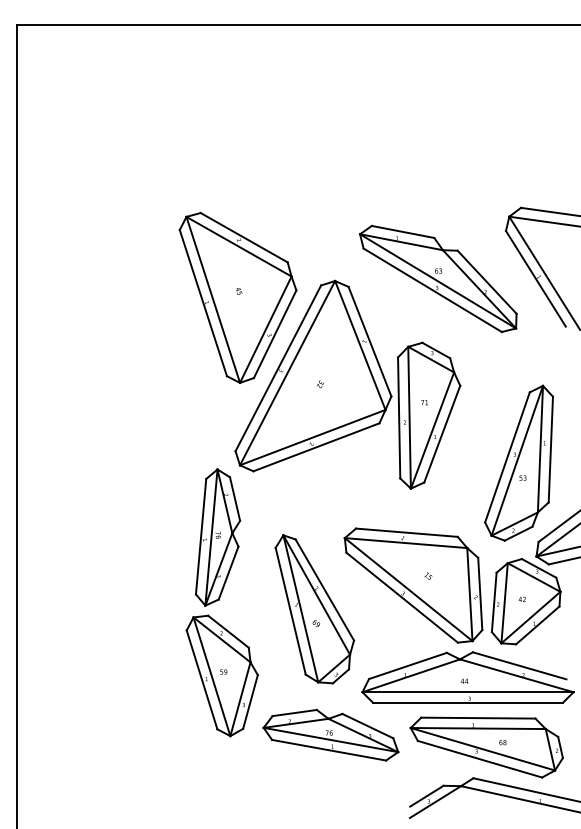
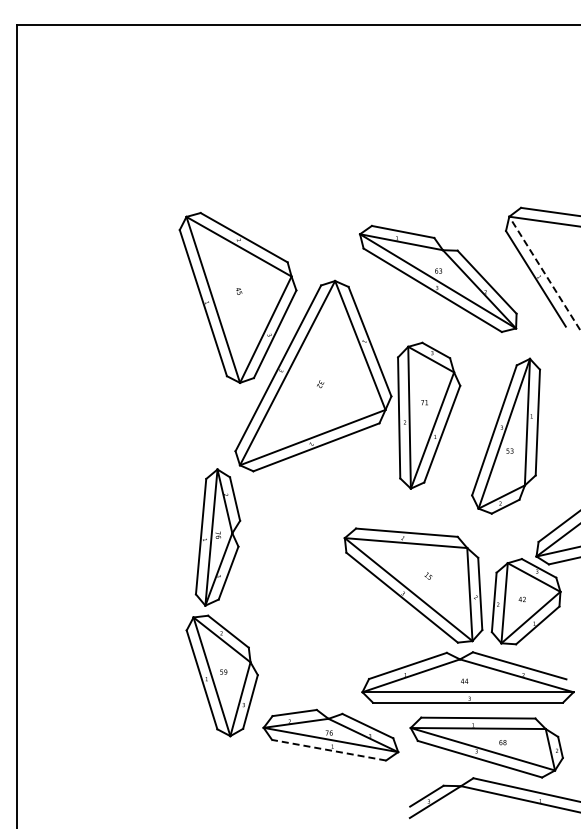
line: solid -> dashed (544, 273)
part position: (519, 462) -> (506, 435) (506, 435)
part: present -> none (314, 609)
line: solid -> dashed (329, 750)
